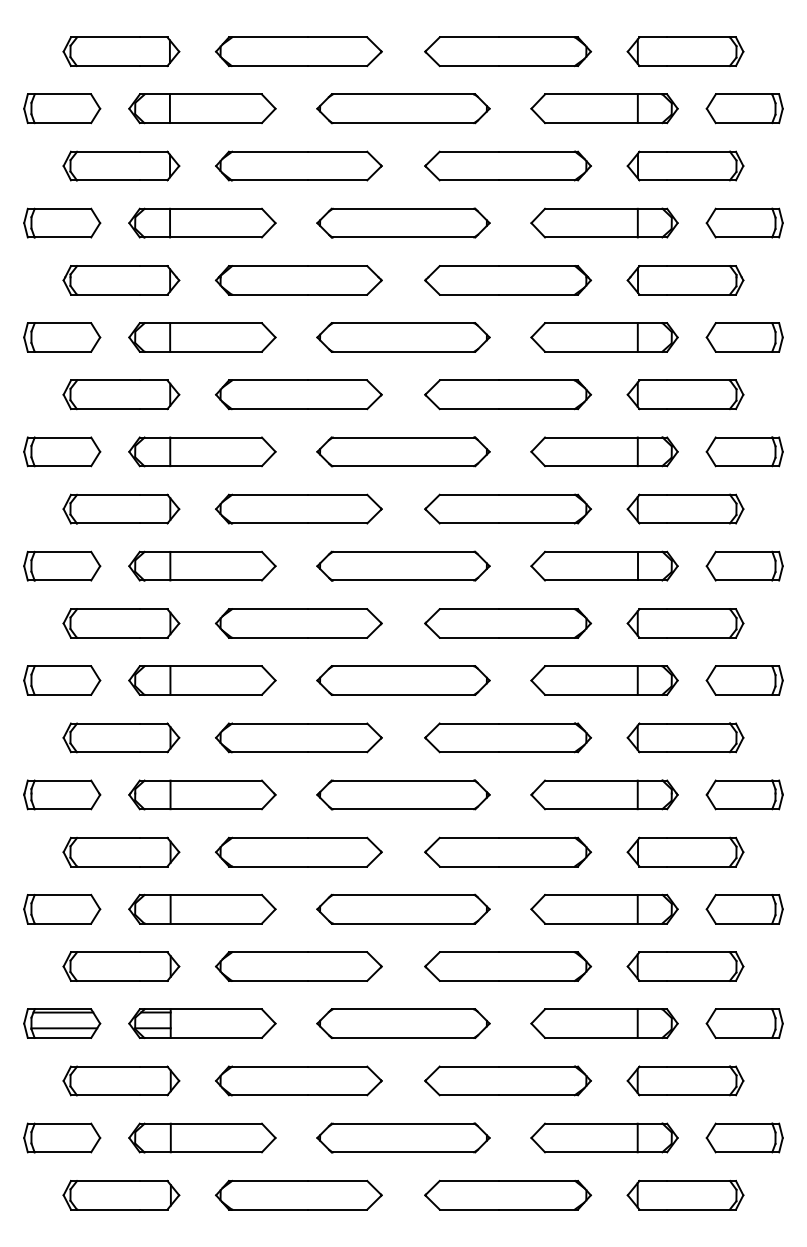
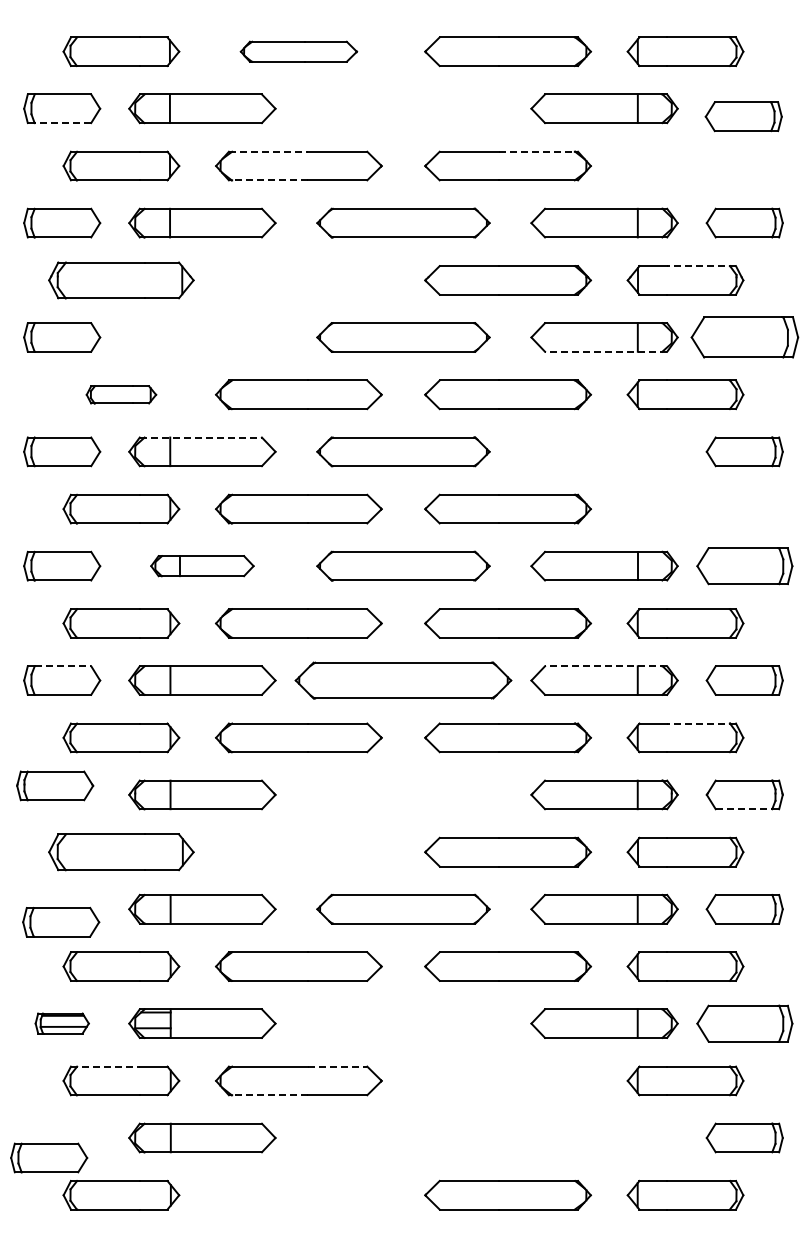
part size: 168x32 px -> 120x23 px (298, 51)
part: present -> none (403, 108)
part position: (744, 108) -> (743, 116) (743, 116)
line: solid -> dashed (63, 123)
line: solid -> dashed (268, 151)
line: solid -> dashed (538, 151)
part: present -> none (685, 165)
line: solid -> dashed (268, 180)
line: solid -> dashed (701, 266)
part size: 119x31 px -> 147x39 px (121, 280)
part: present -> none (298, 280)
part: present -> none (202, 337)
part size: 79x31 px -> 110x43 px (744, 337)
line: solid -> dashed (605, 351)
part size: 119x32 px -> 73x20 px (121, 394)
line: solid -> dashed (201, 437)
part: present -> none (604, 451)
part: present -> none (685, 508)
part size: 149x32 px -> 105x23 px (202, 566)
part size: 79x32 px -> 98x39 px (744, 566)
line: solid -> dashed (63, 666)
line: solid -> dashed (605, 666)
part size: 175x31 px -> 219x39 px (403, 680)
line: solid -> dashed (701, 723)
part position: (62, 794) -> (55, 785) (55, 785)
part: present -> none (403, 794)
line: solid -> dashed (743, 809)
part size: 119x32 px -> 147x39 px (121, 852)
part: present -> none (298, 851)
part position: (62, 908) -> (61, 921) (61, 921)
part size: 79x31 px -> 56x23 px (61, 1023)
part: present -> none (403, 1023)
part size: 79x31 px -> 98x39 px (744, 1023)
line: solid -> dashed (105, 1066)
line: solid -> dashed (337, 1066)
part: present -> none (507, 1080)
line: solid -> dashed (268, 1095)
part position: (62, 1137) -> (49, 1157) (49, 1157)
part: present -> none (403, 1137)
part: present -> none (604, 1137)
part: present -> none (298, 1194)
